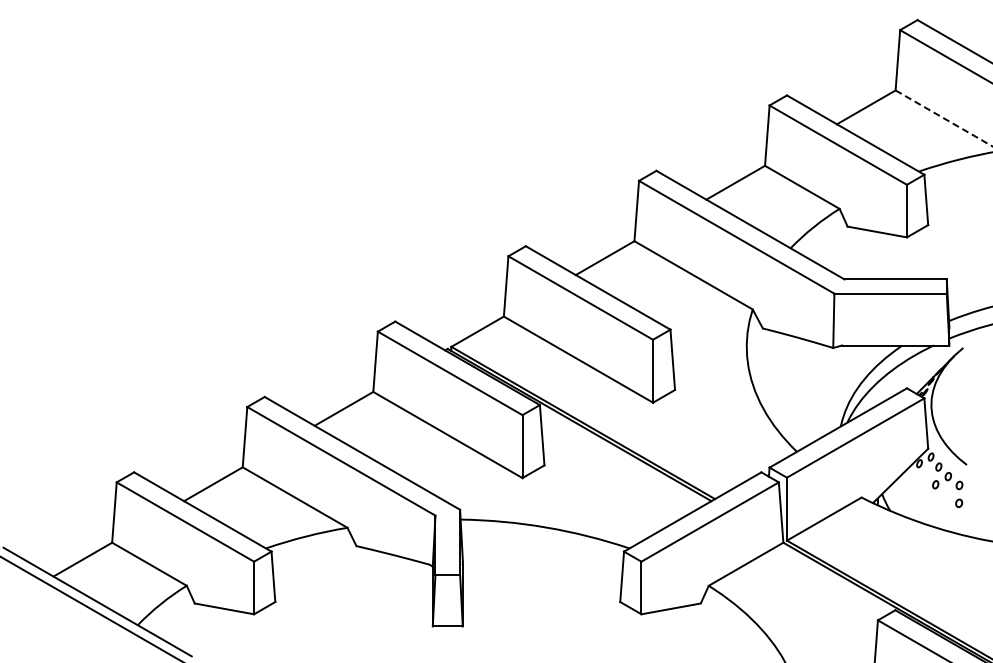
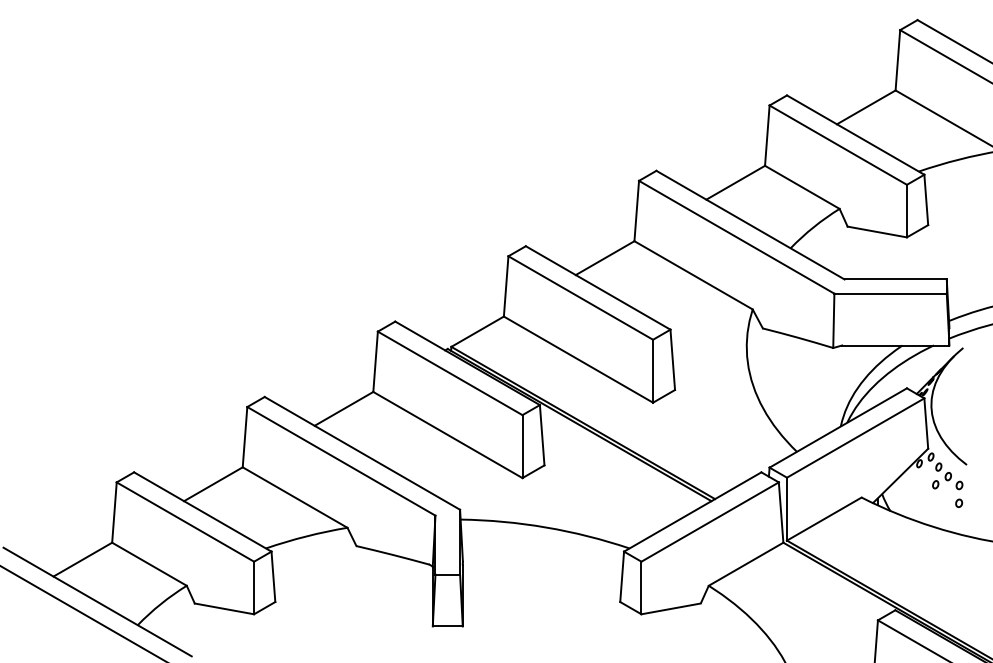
line: dashed -> solid (944, 118)
line position: (90, 608) -> (82, 613) (82, 613)
